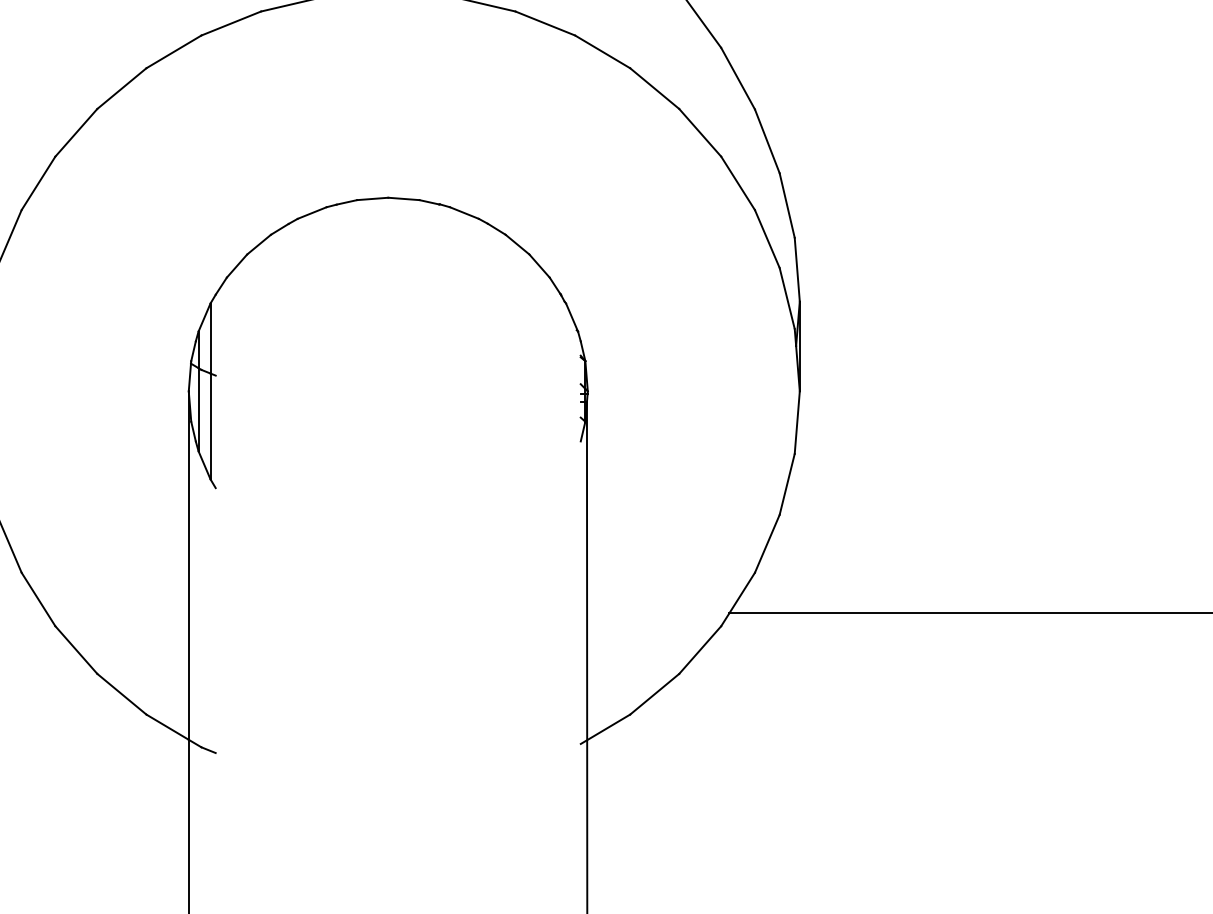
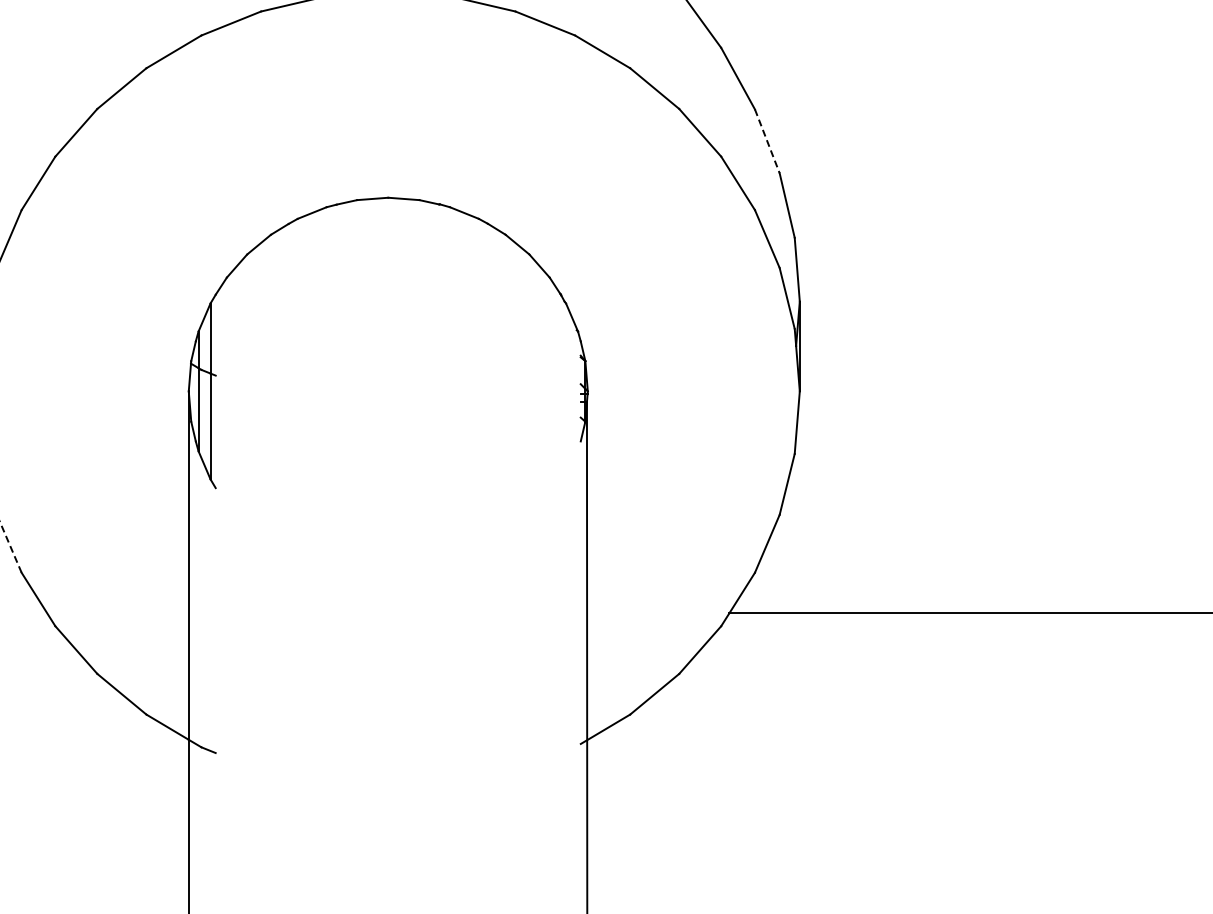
line: solid -> dashed (767, 141)
line: solid -> dashed (10, 547)
